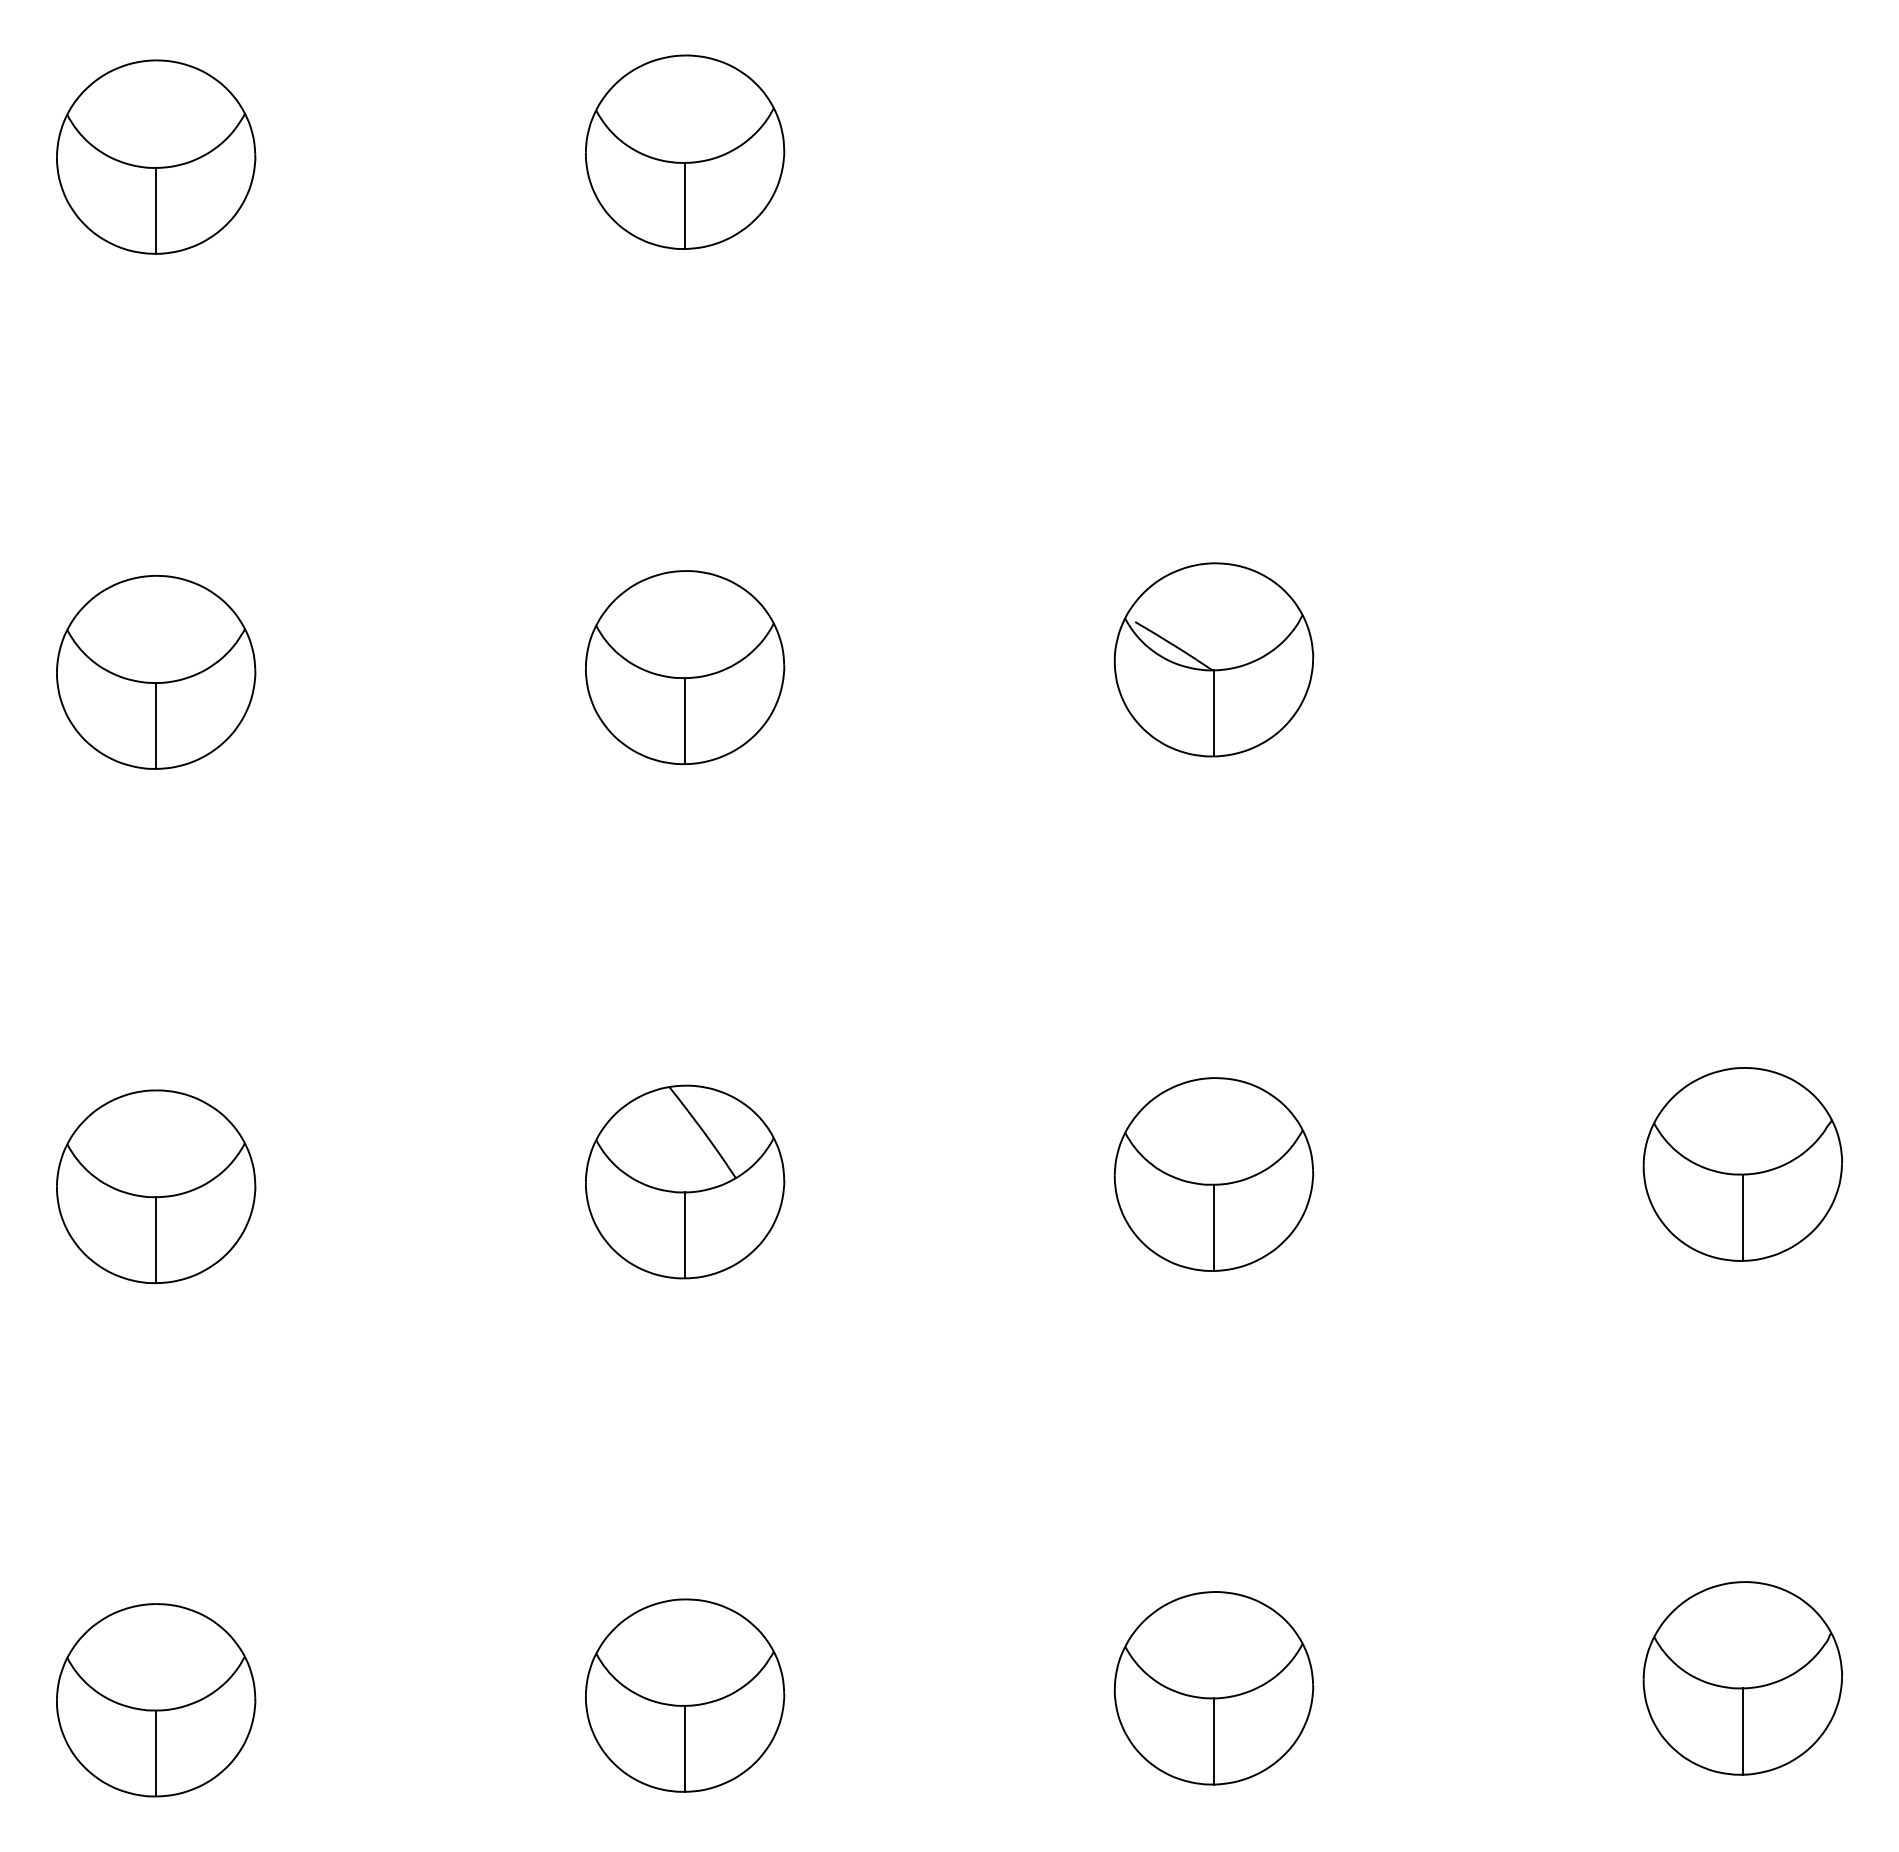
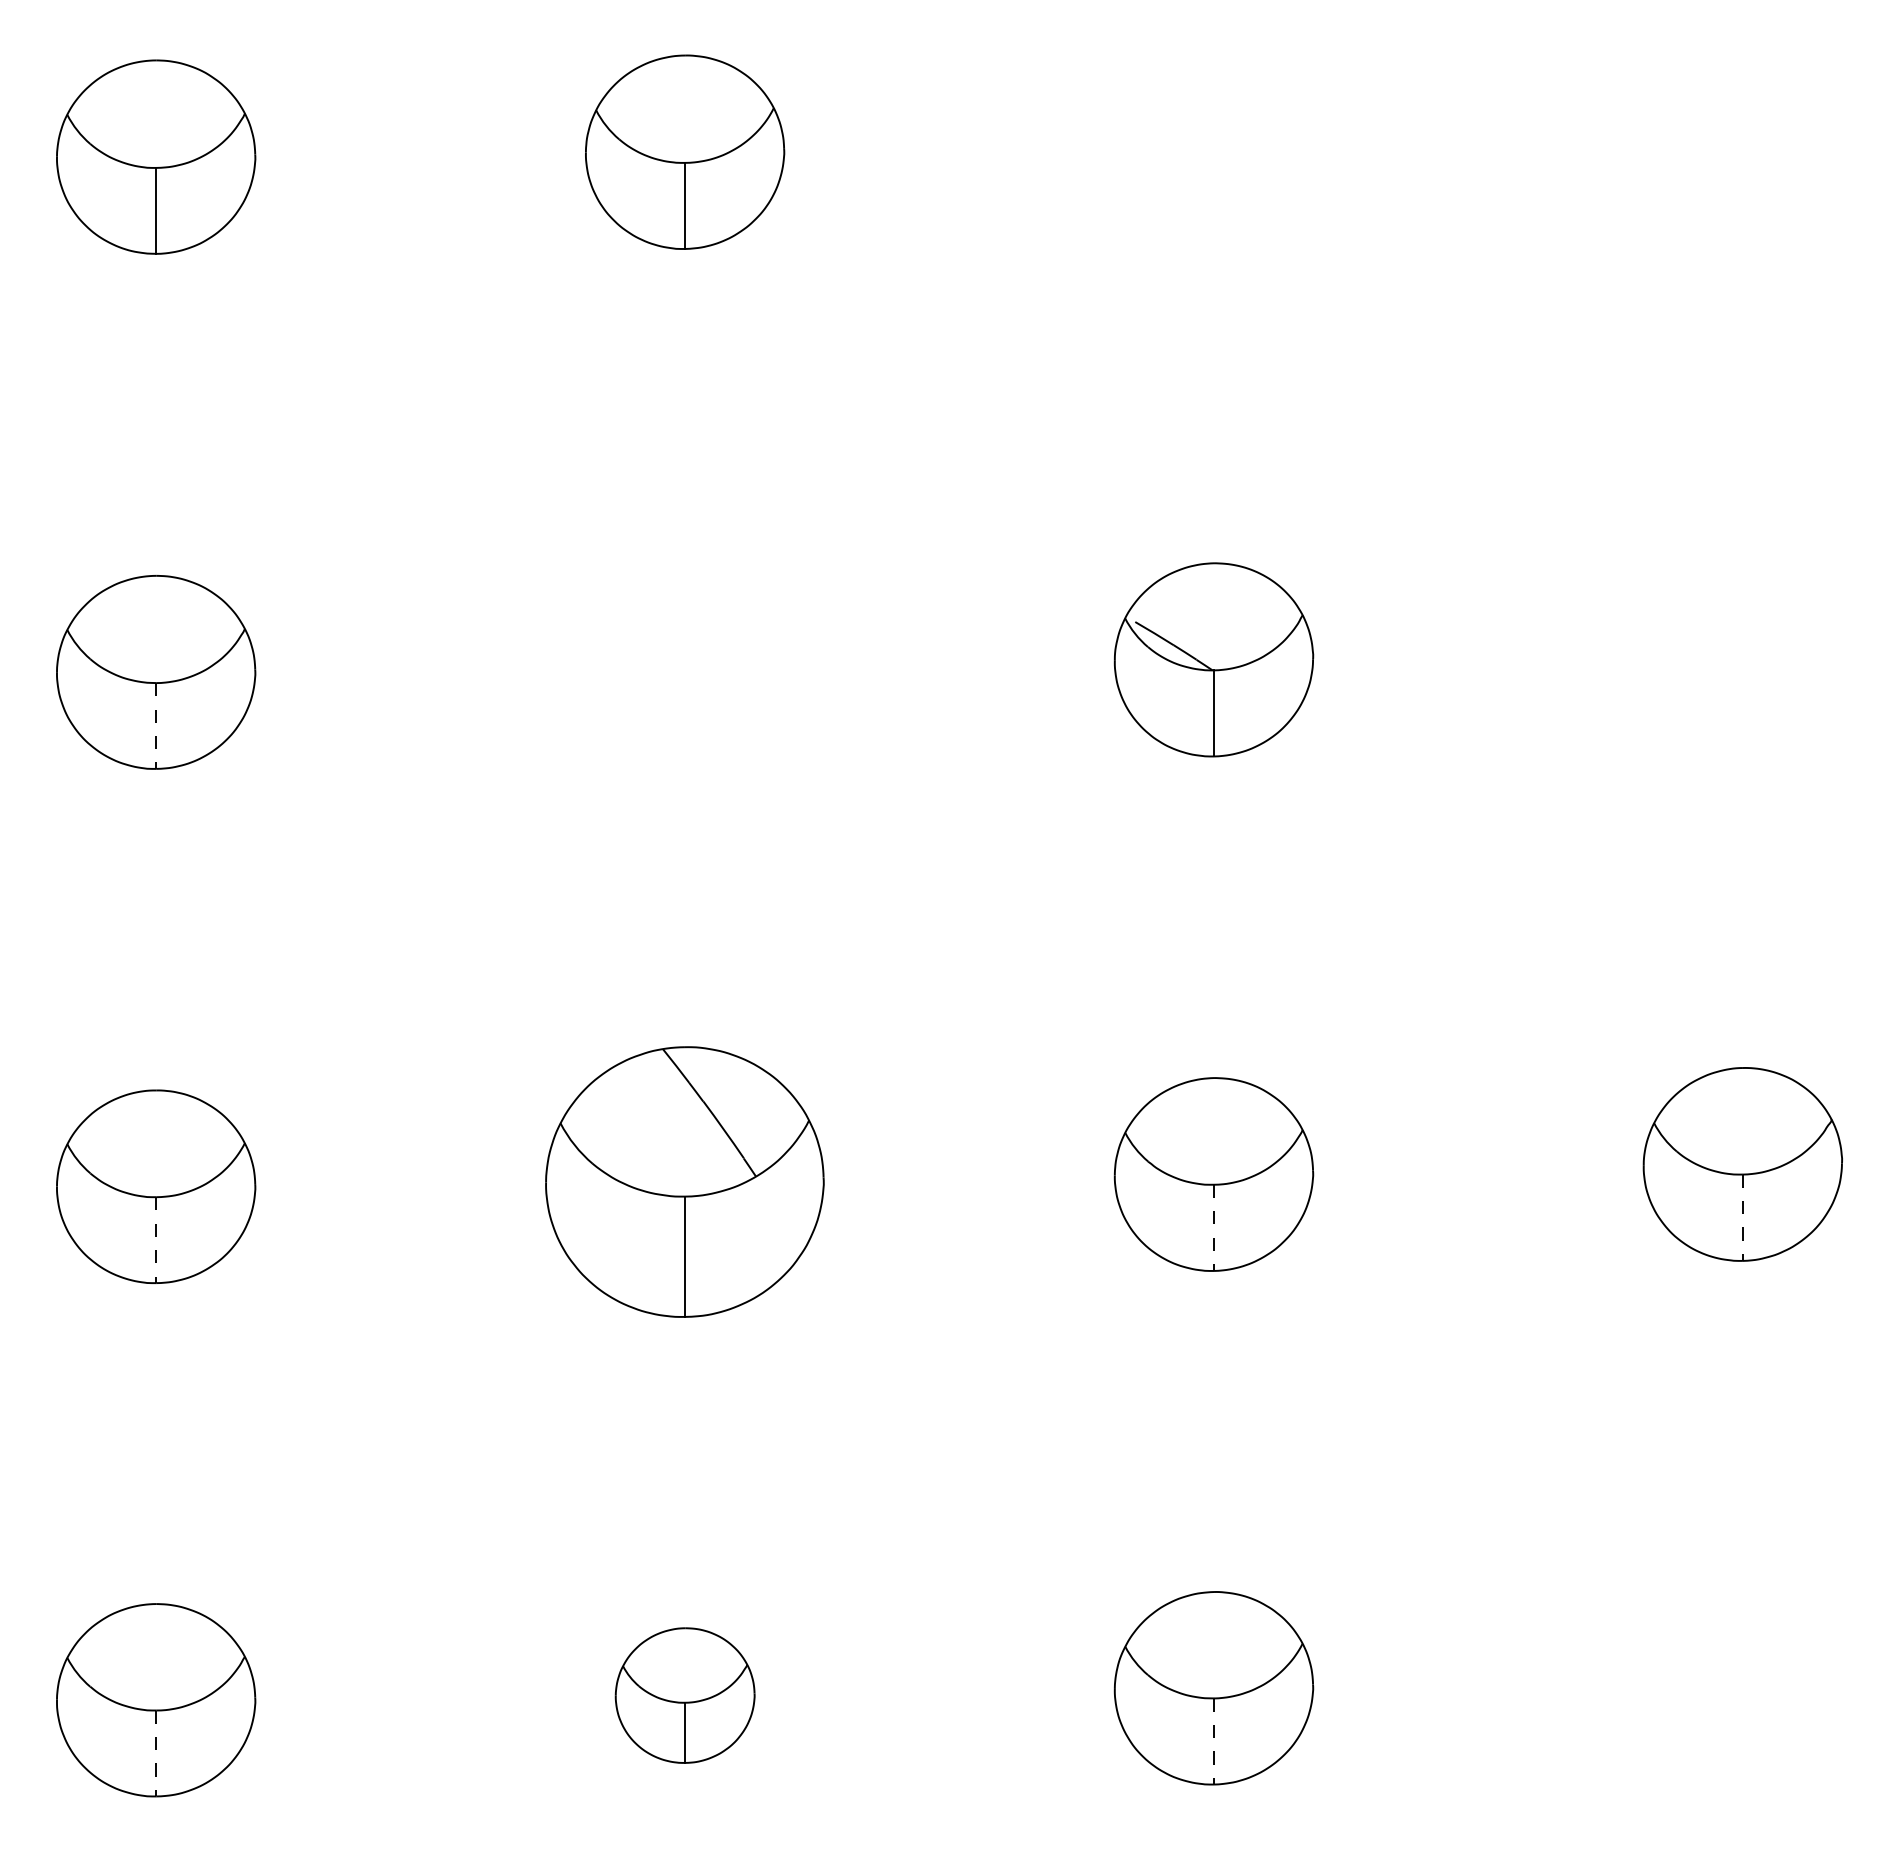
part: present -> none (685, 667)
line: solid -> dashed (156, 726)
part size: 201x196 px -> 280x272 px (684, 1181)
line: solid -> dashed (1742, 1218)
line: solid -> dashed (1214, 1228)
line: solid -> dashed (156, 1240)
part: present -> none (1742, 1678)
part size: 201x195 px -> 142x137 px (684, 1695)
line: solid -> dashed (1214, 1742)
line: solid -> dashed (156, 1753)
